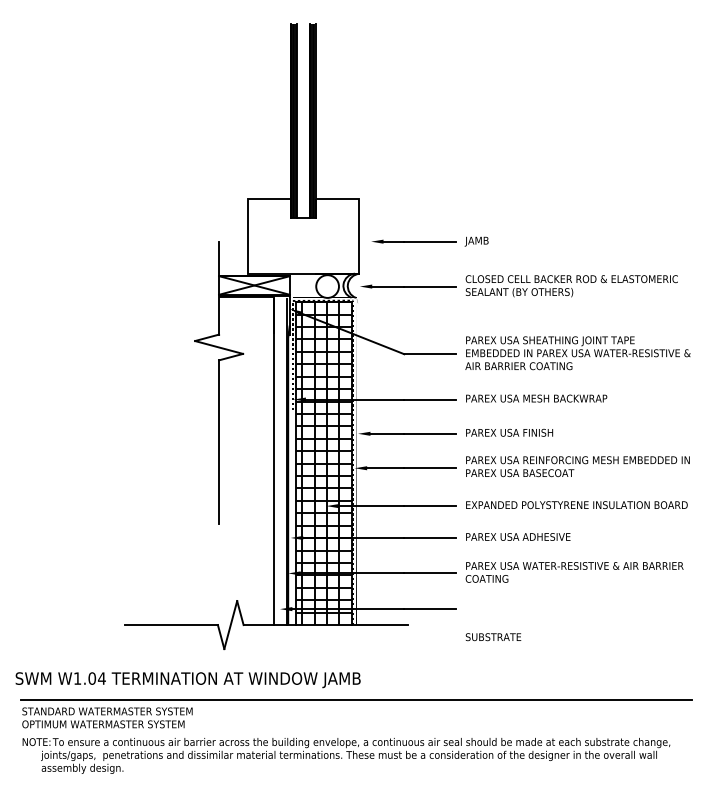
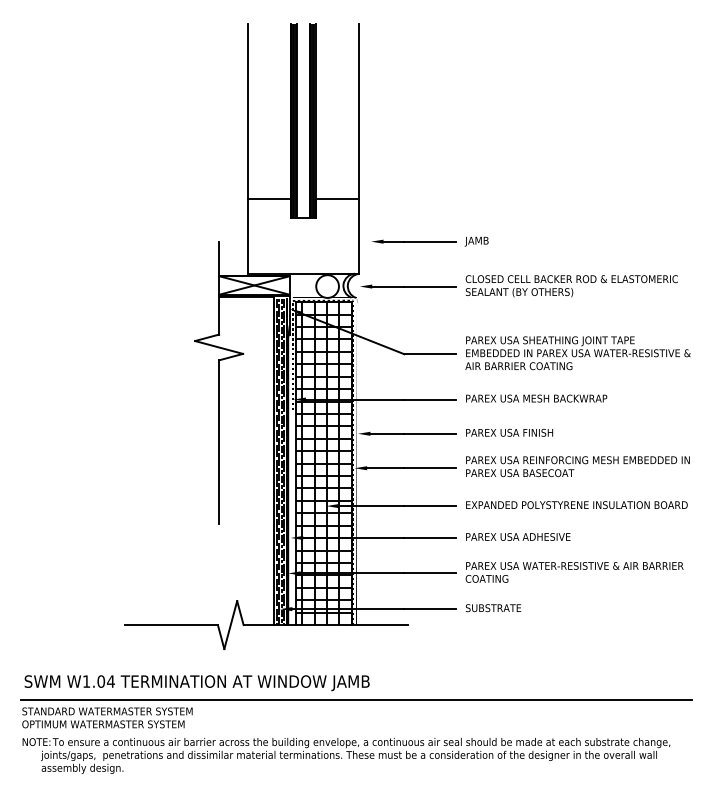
line: none -> present (247, 111)
line: none -> present (359, 111)
hatch: none -> present (281, 461)
text position: (493, 637) -> (493, 608) (493, 608)
text position: (187, 680) -> (196, 683) (196, 683)
